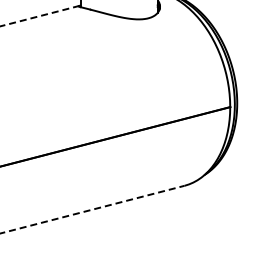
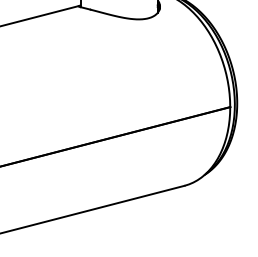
line: dashed -> solid (40, 16)
line: dashed -> solid (92, 209)
